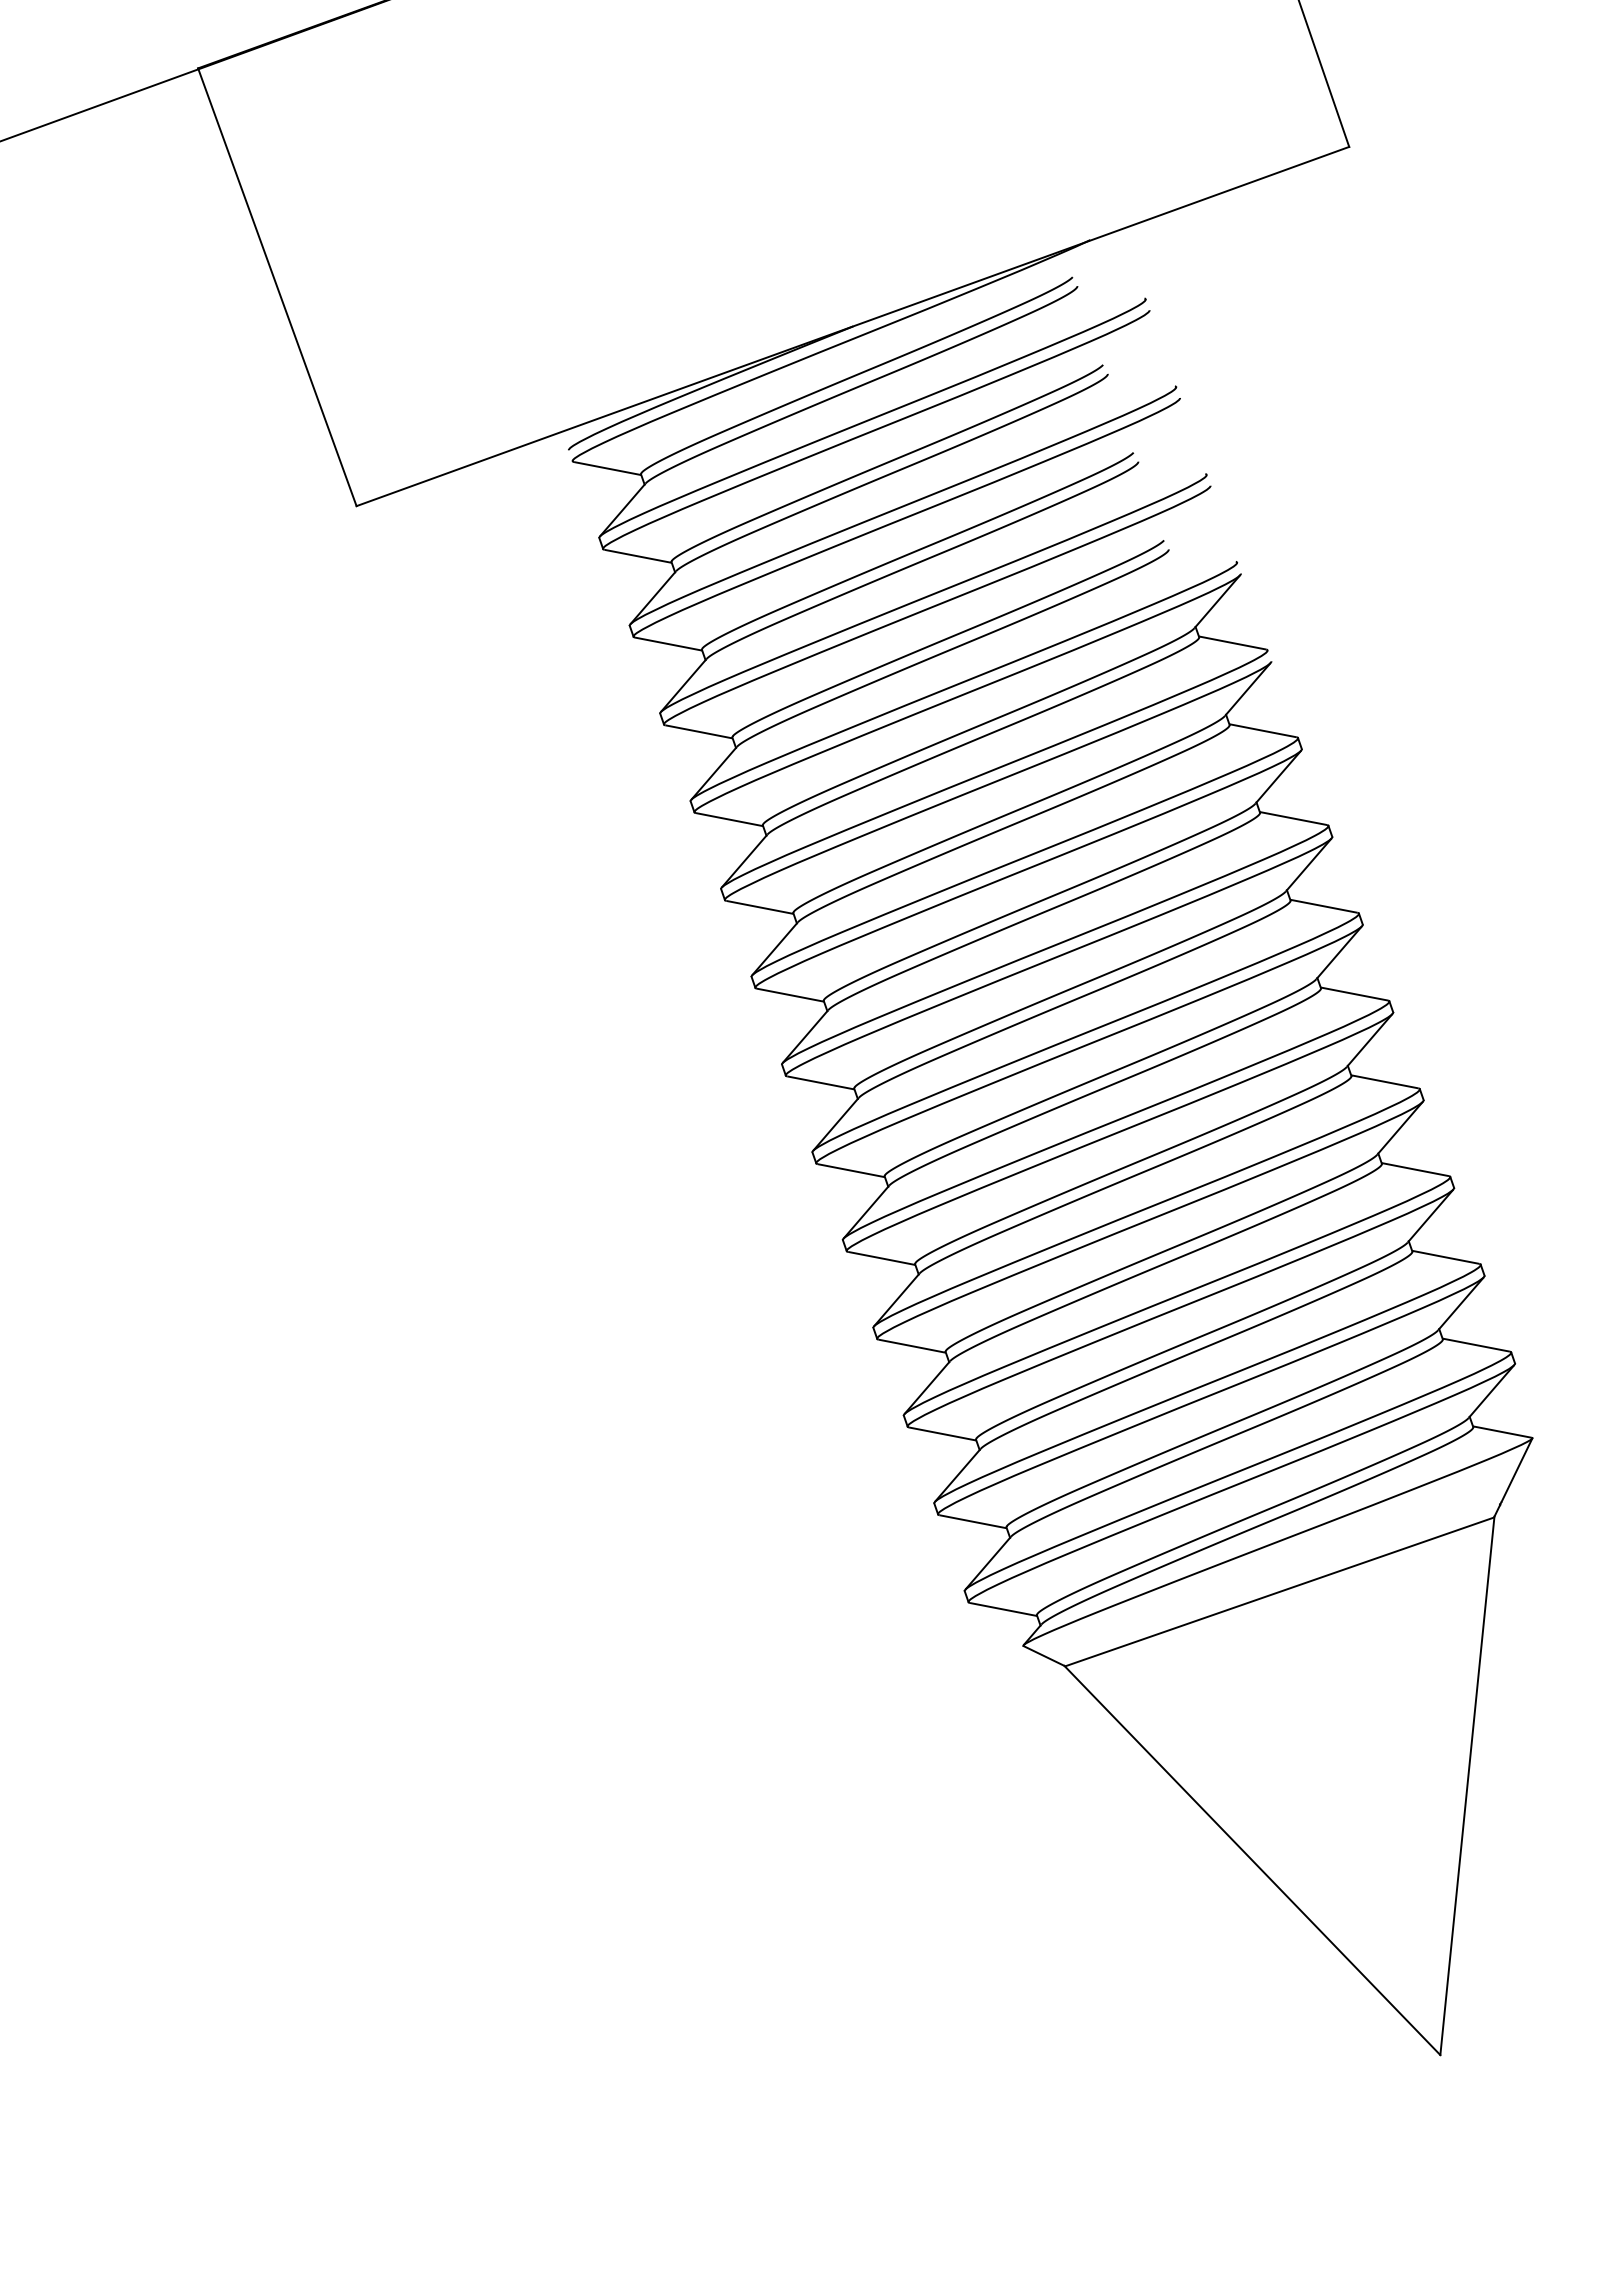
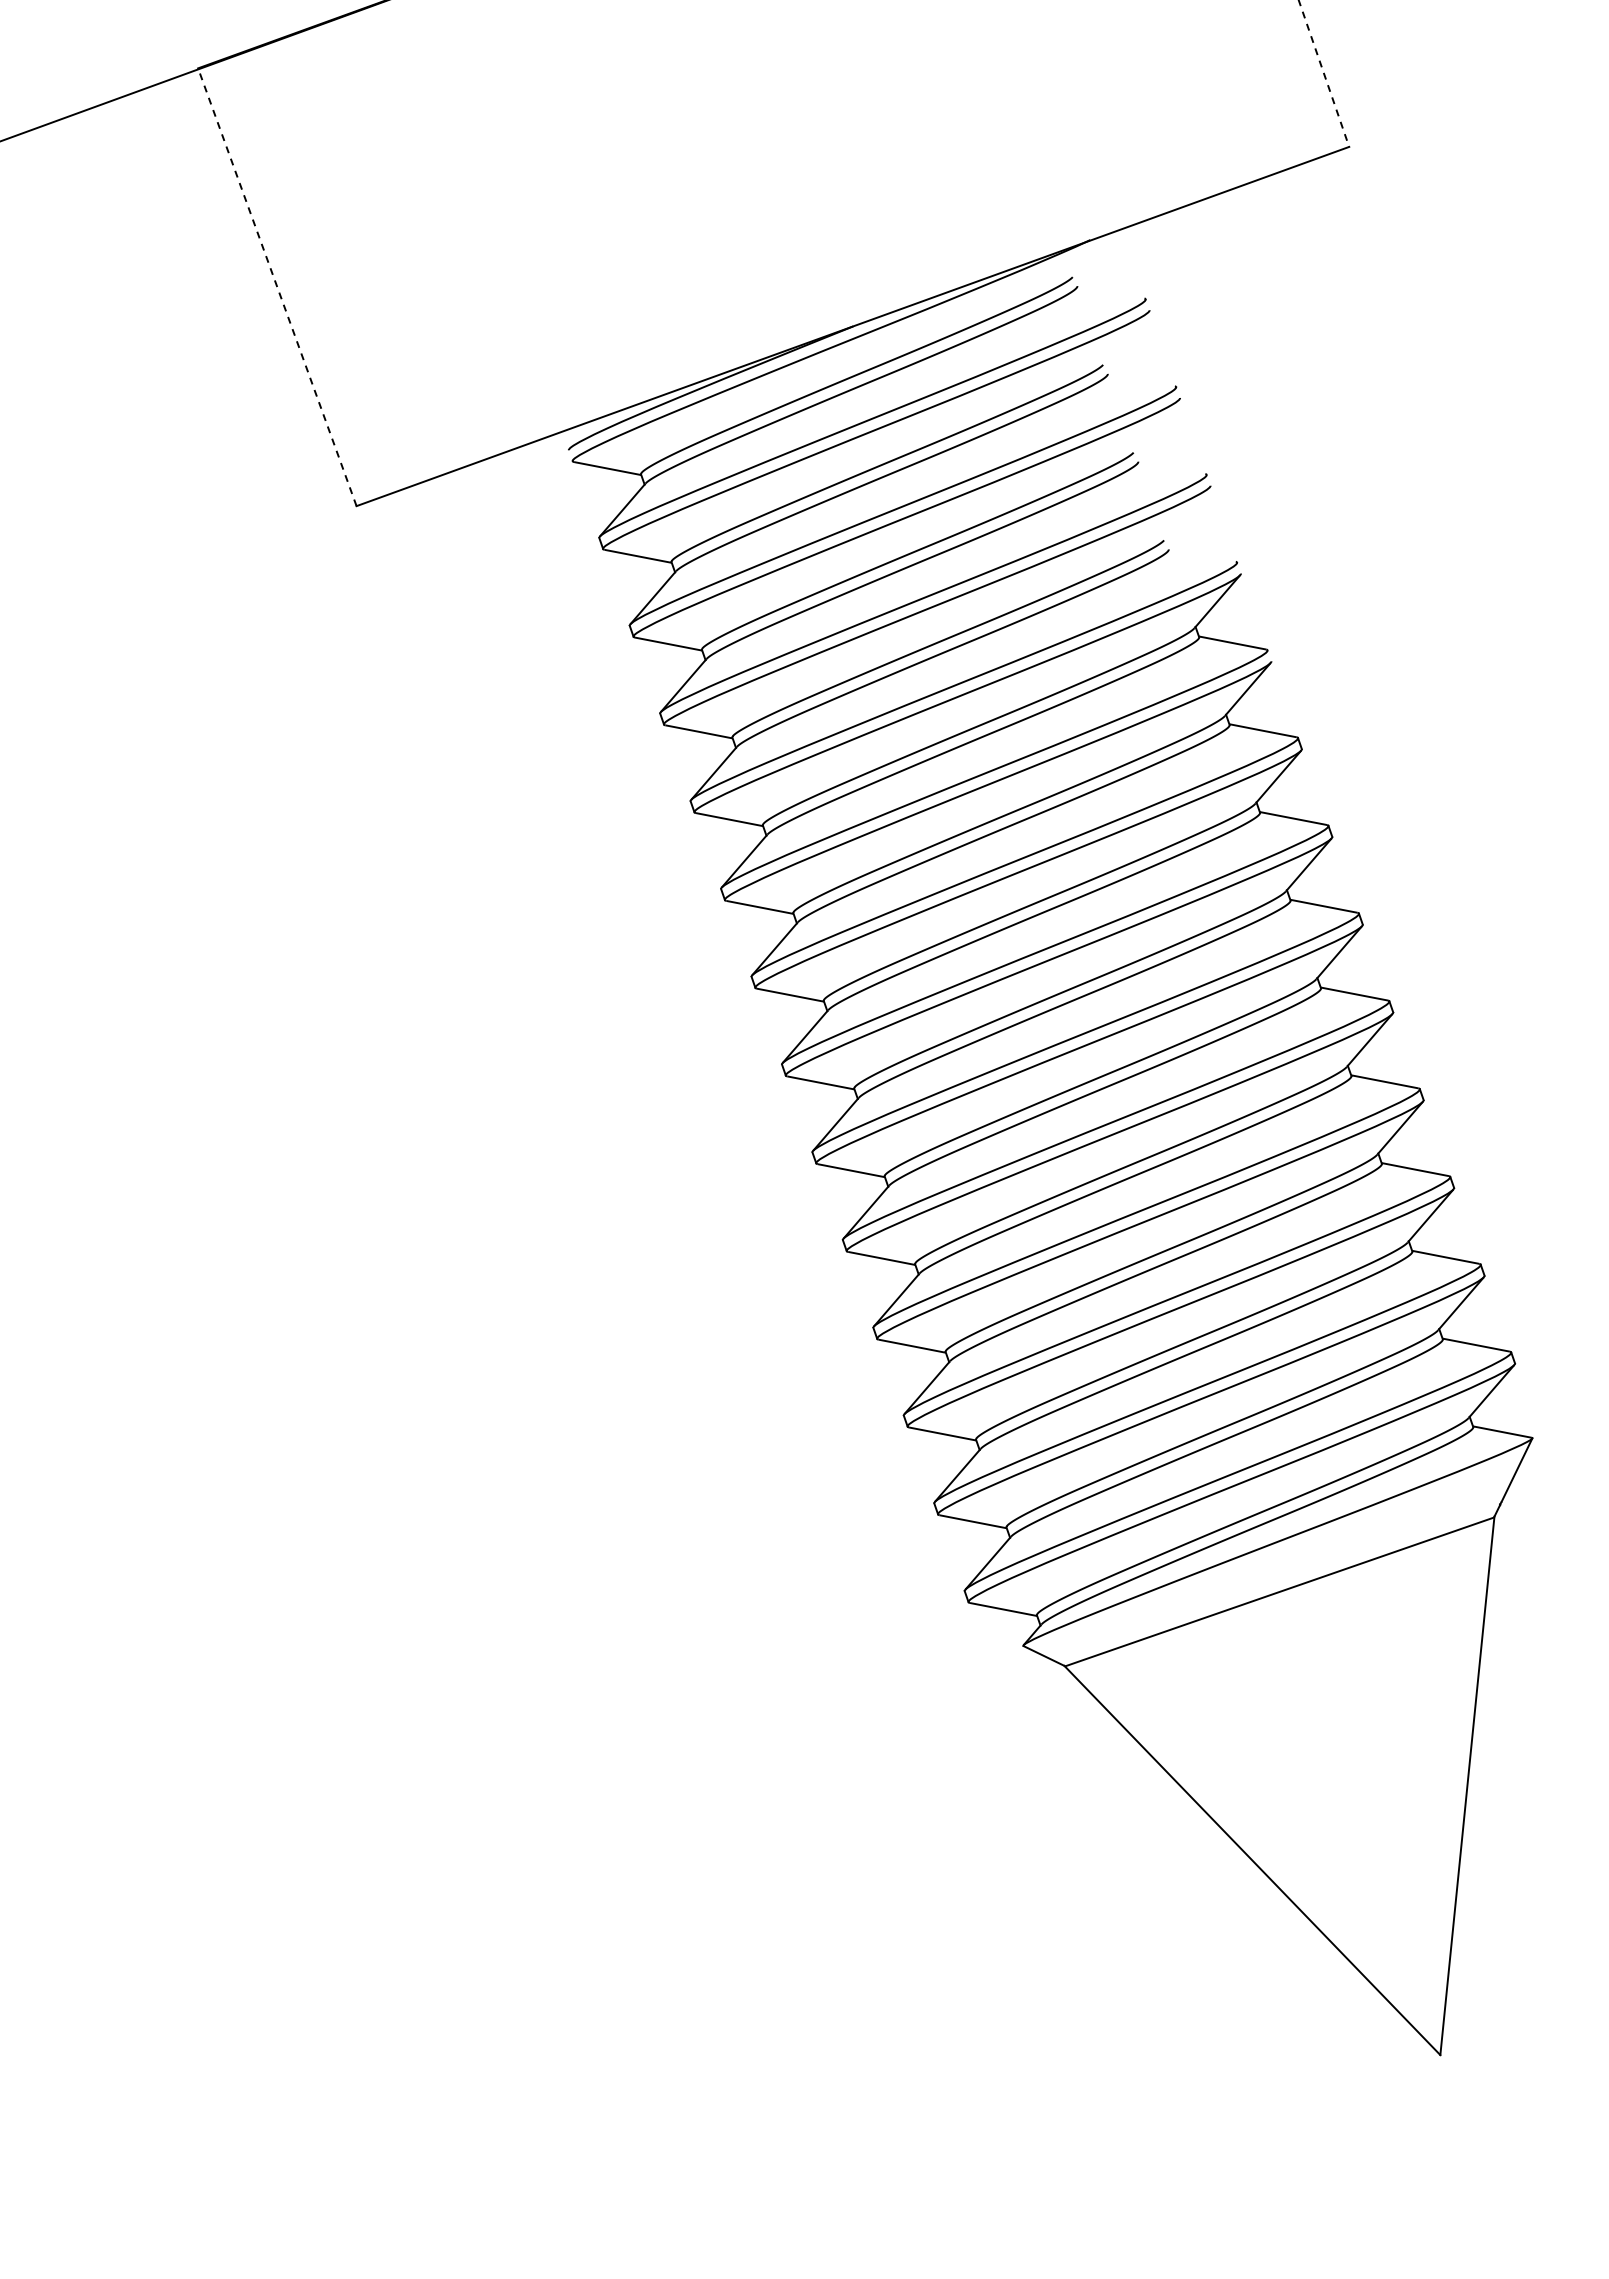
line: solid -> dashed (1324, 74)
line: solid -> dashed (277, 287)
